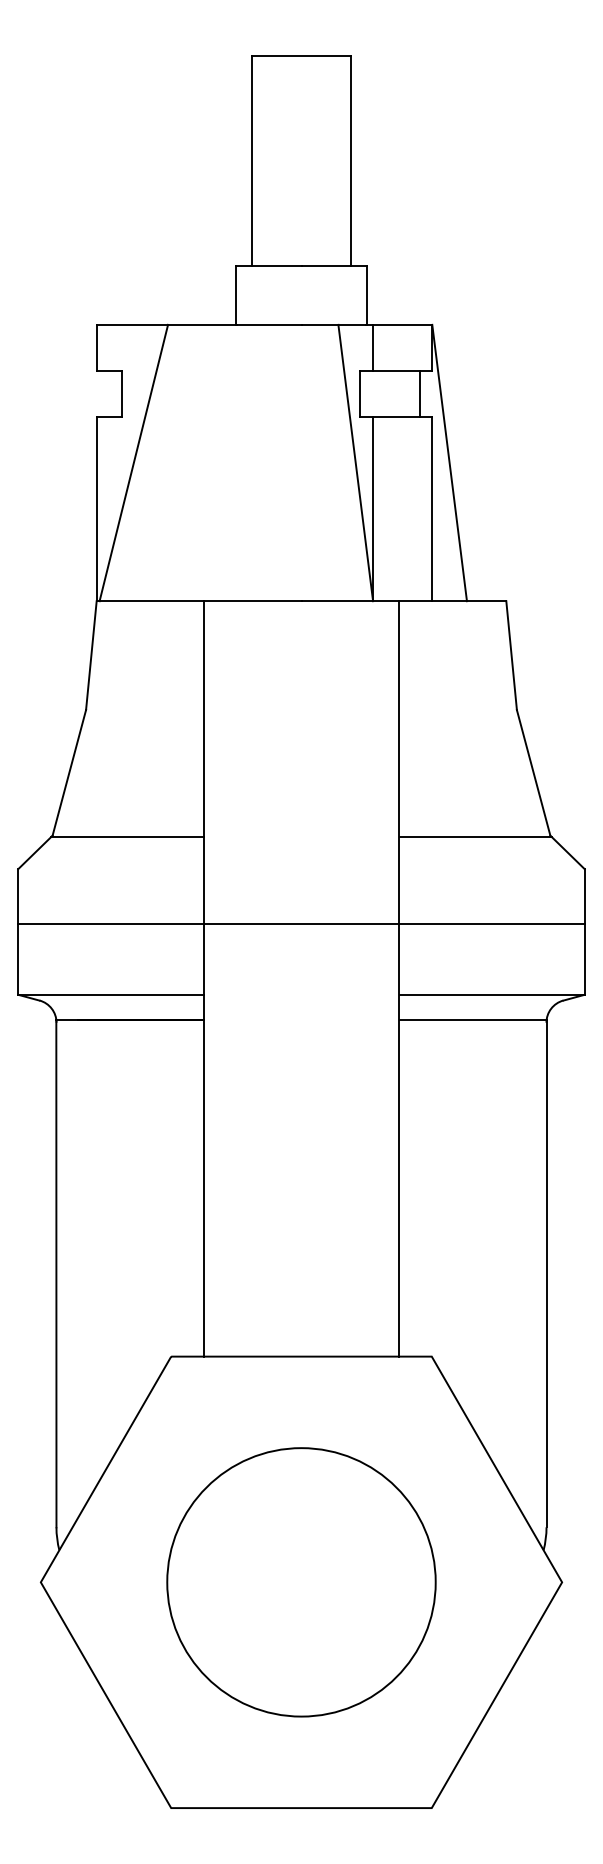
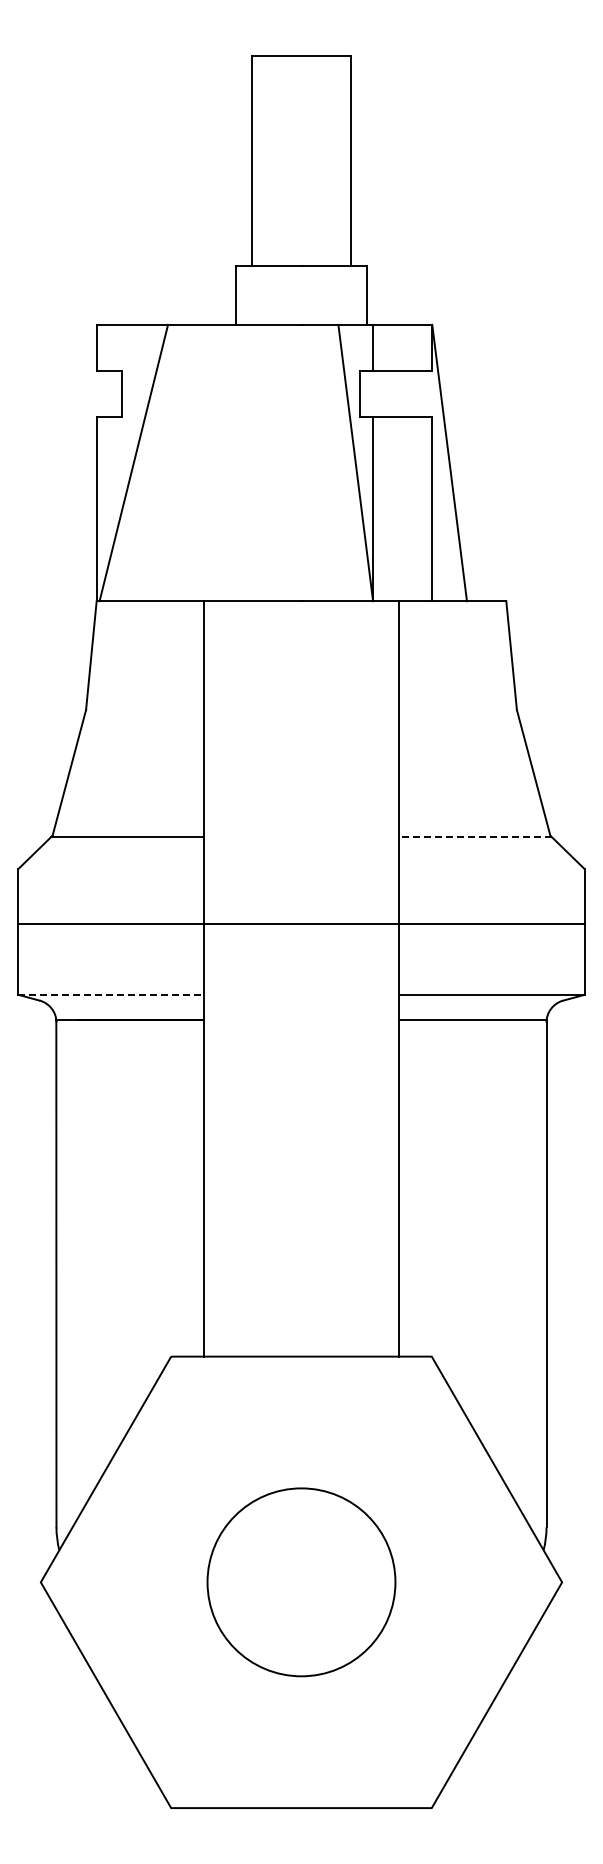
line: present -> none (419, 393)
line: solid -> dashed (475, 837)
line: solid -> dashed (111, 994)
circle diameter: 268 px -> 188 px (301, 1582)
